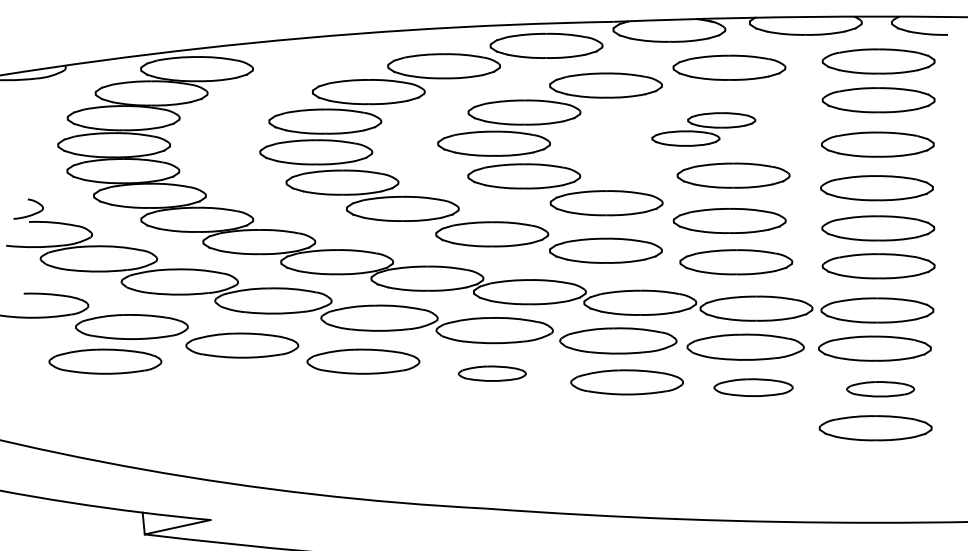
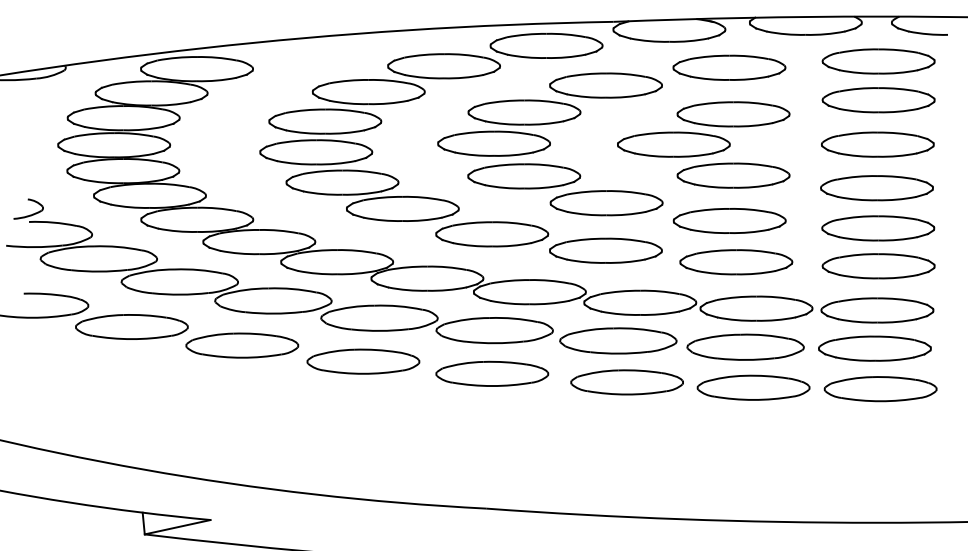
part size: 106x35 px -> 174x57 px (703, 129)
part: present -> none (105, 361)
part size: 69x17 px -> 115x27 px (492, 373)
part size: 81x19 px -> 115x27 px (753, 387)
part size: 69x17 px -> 115x27 px (880, 389)
part: present -> none (875, 428)
